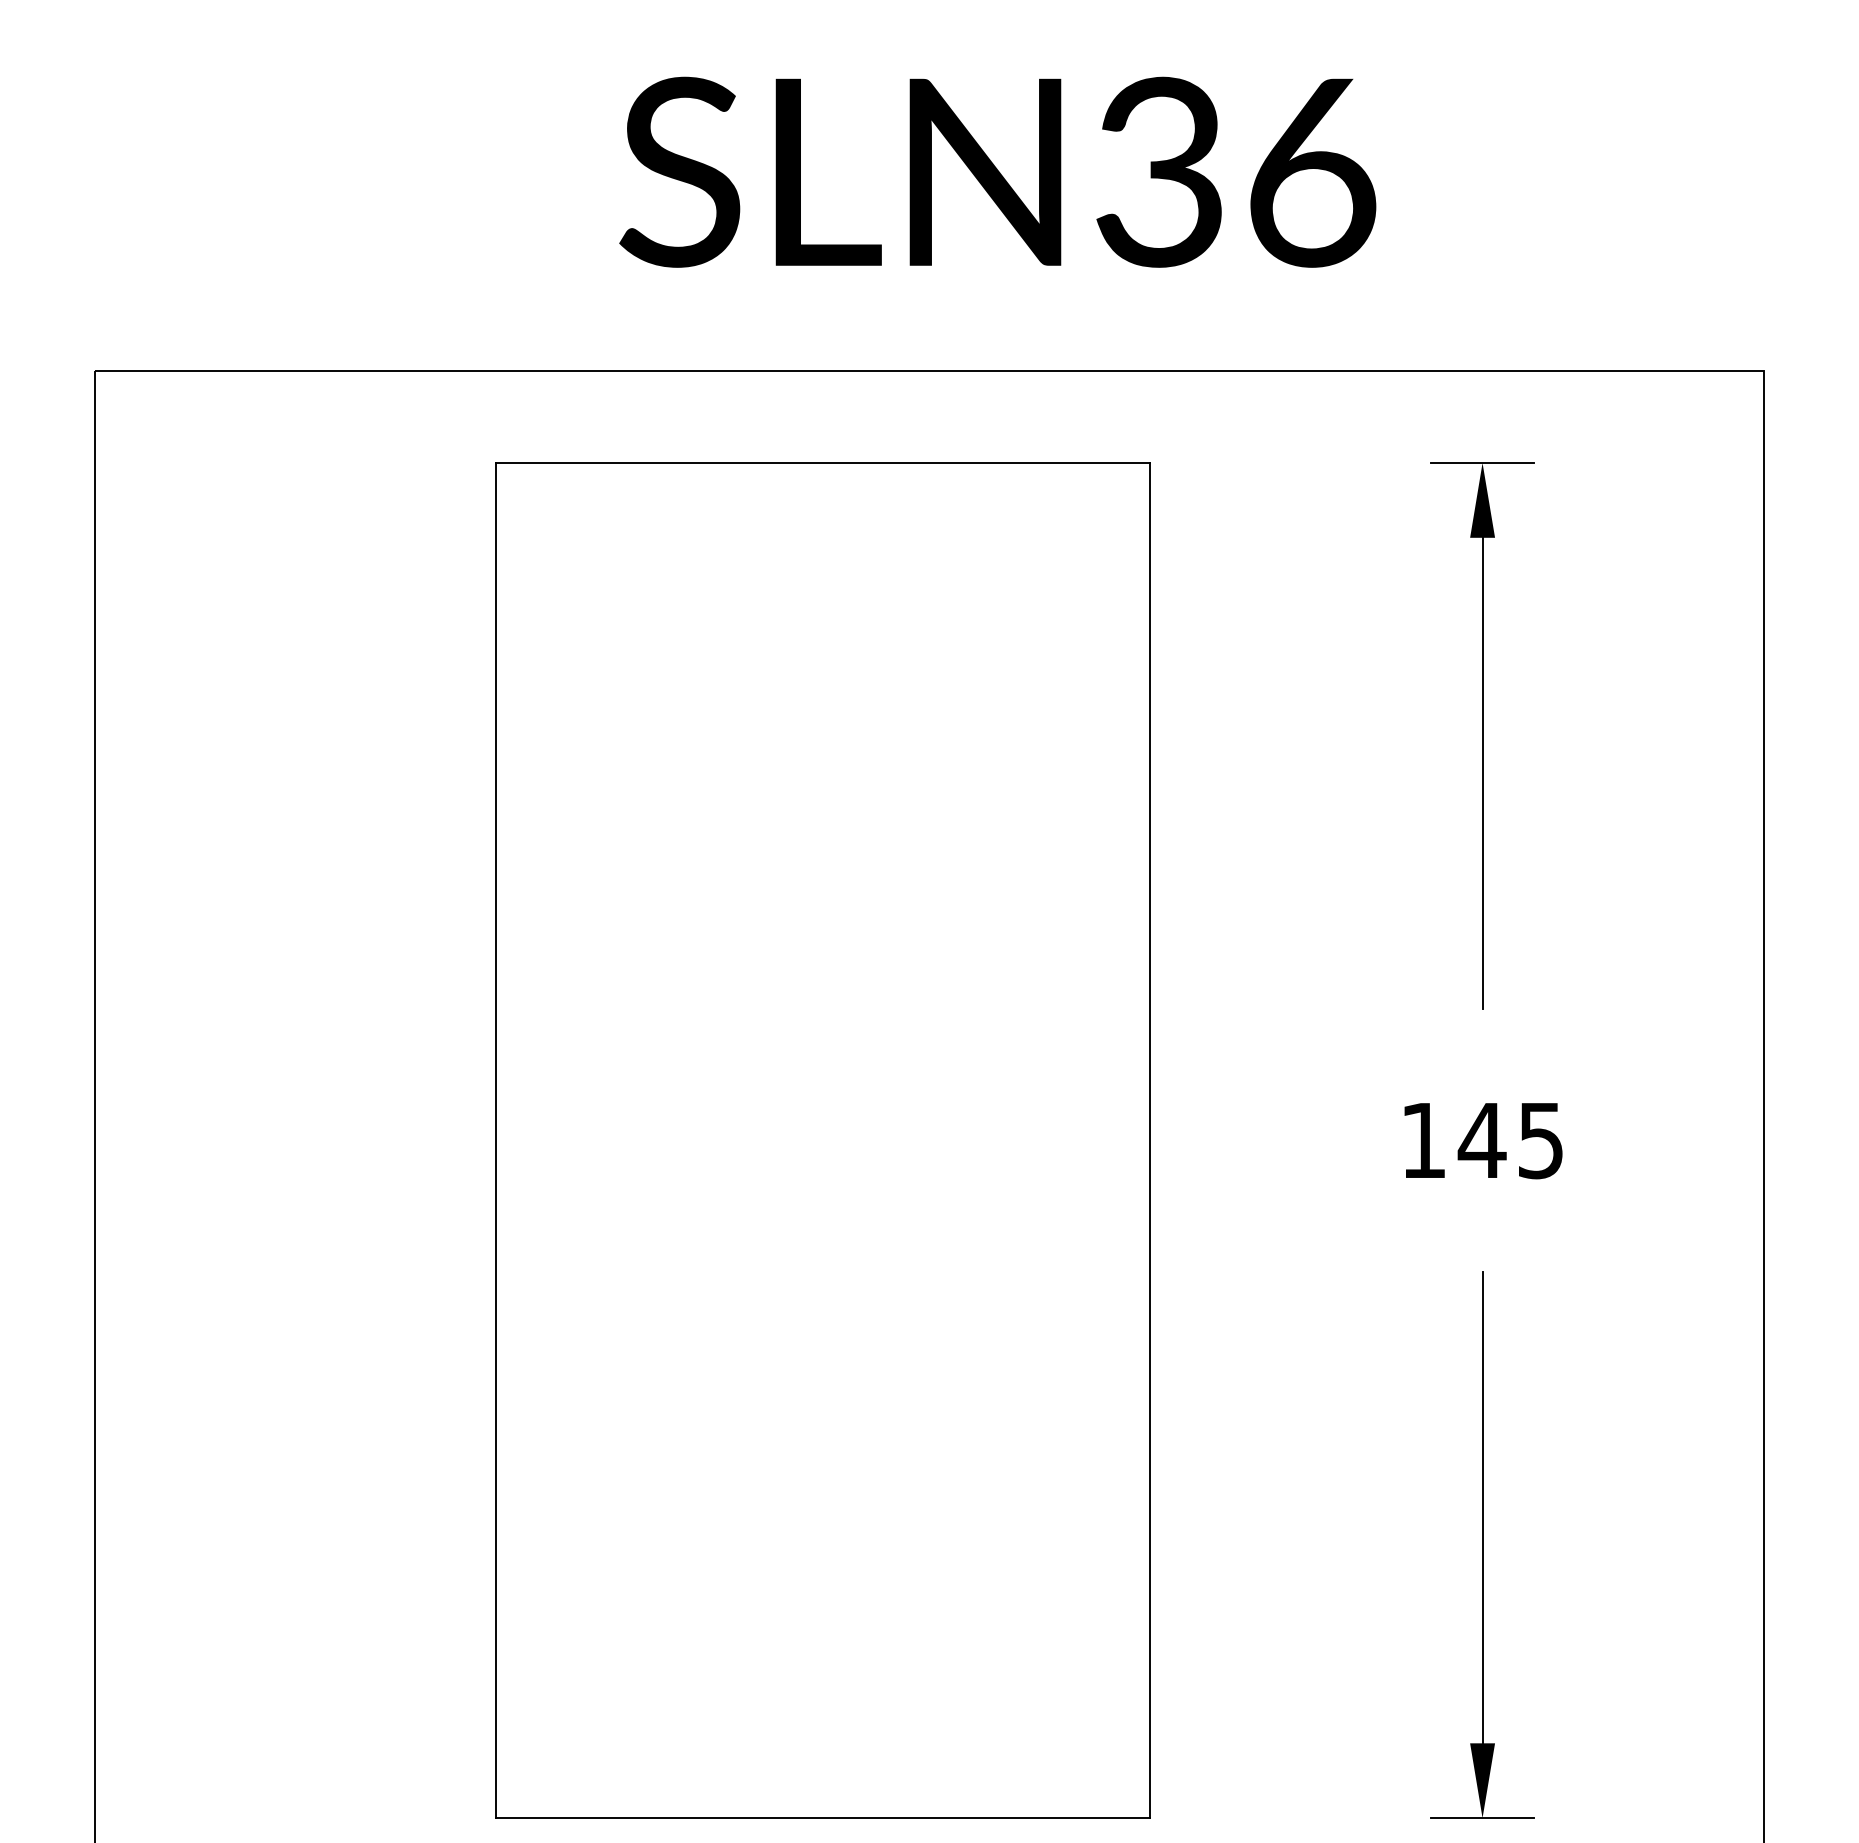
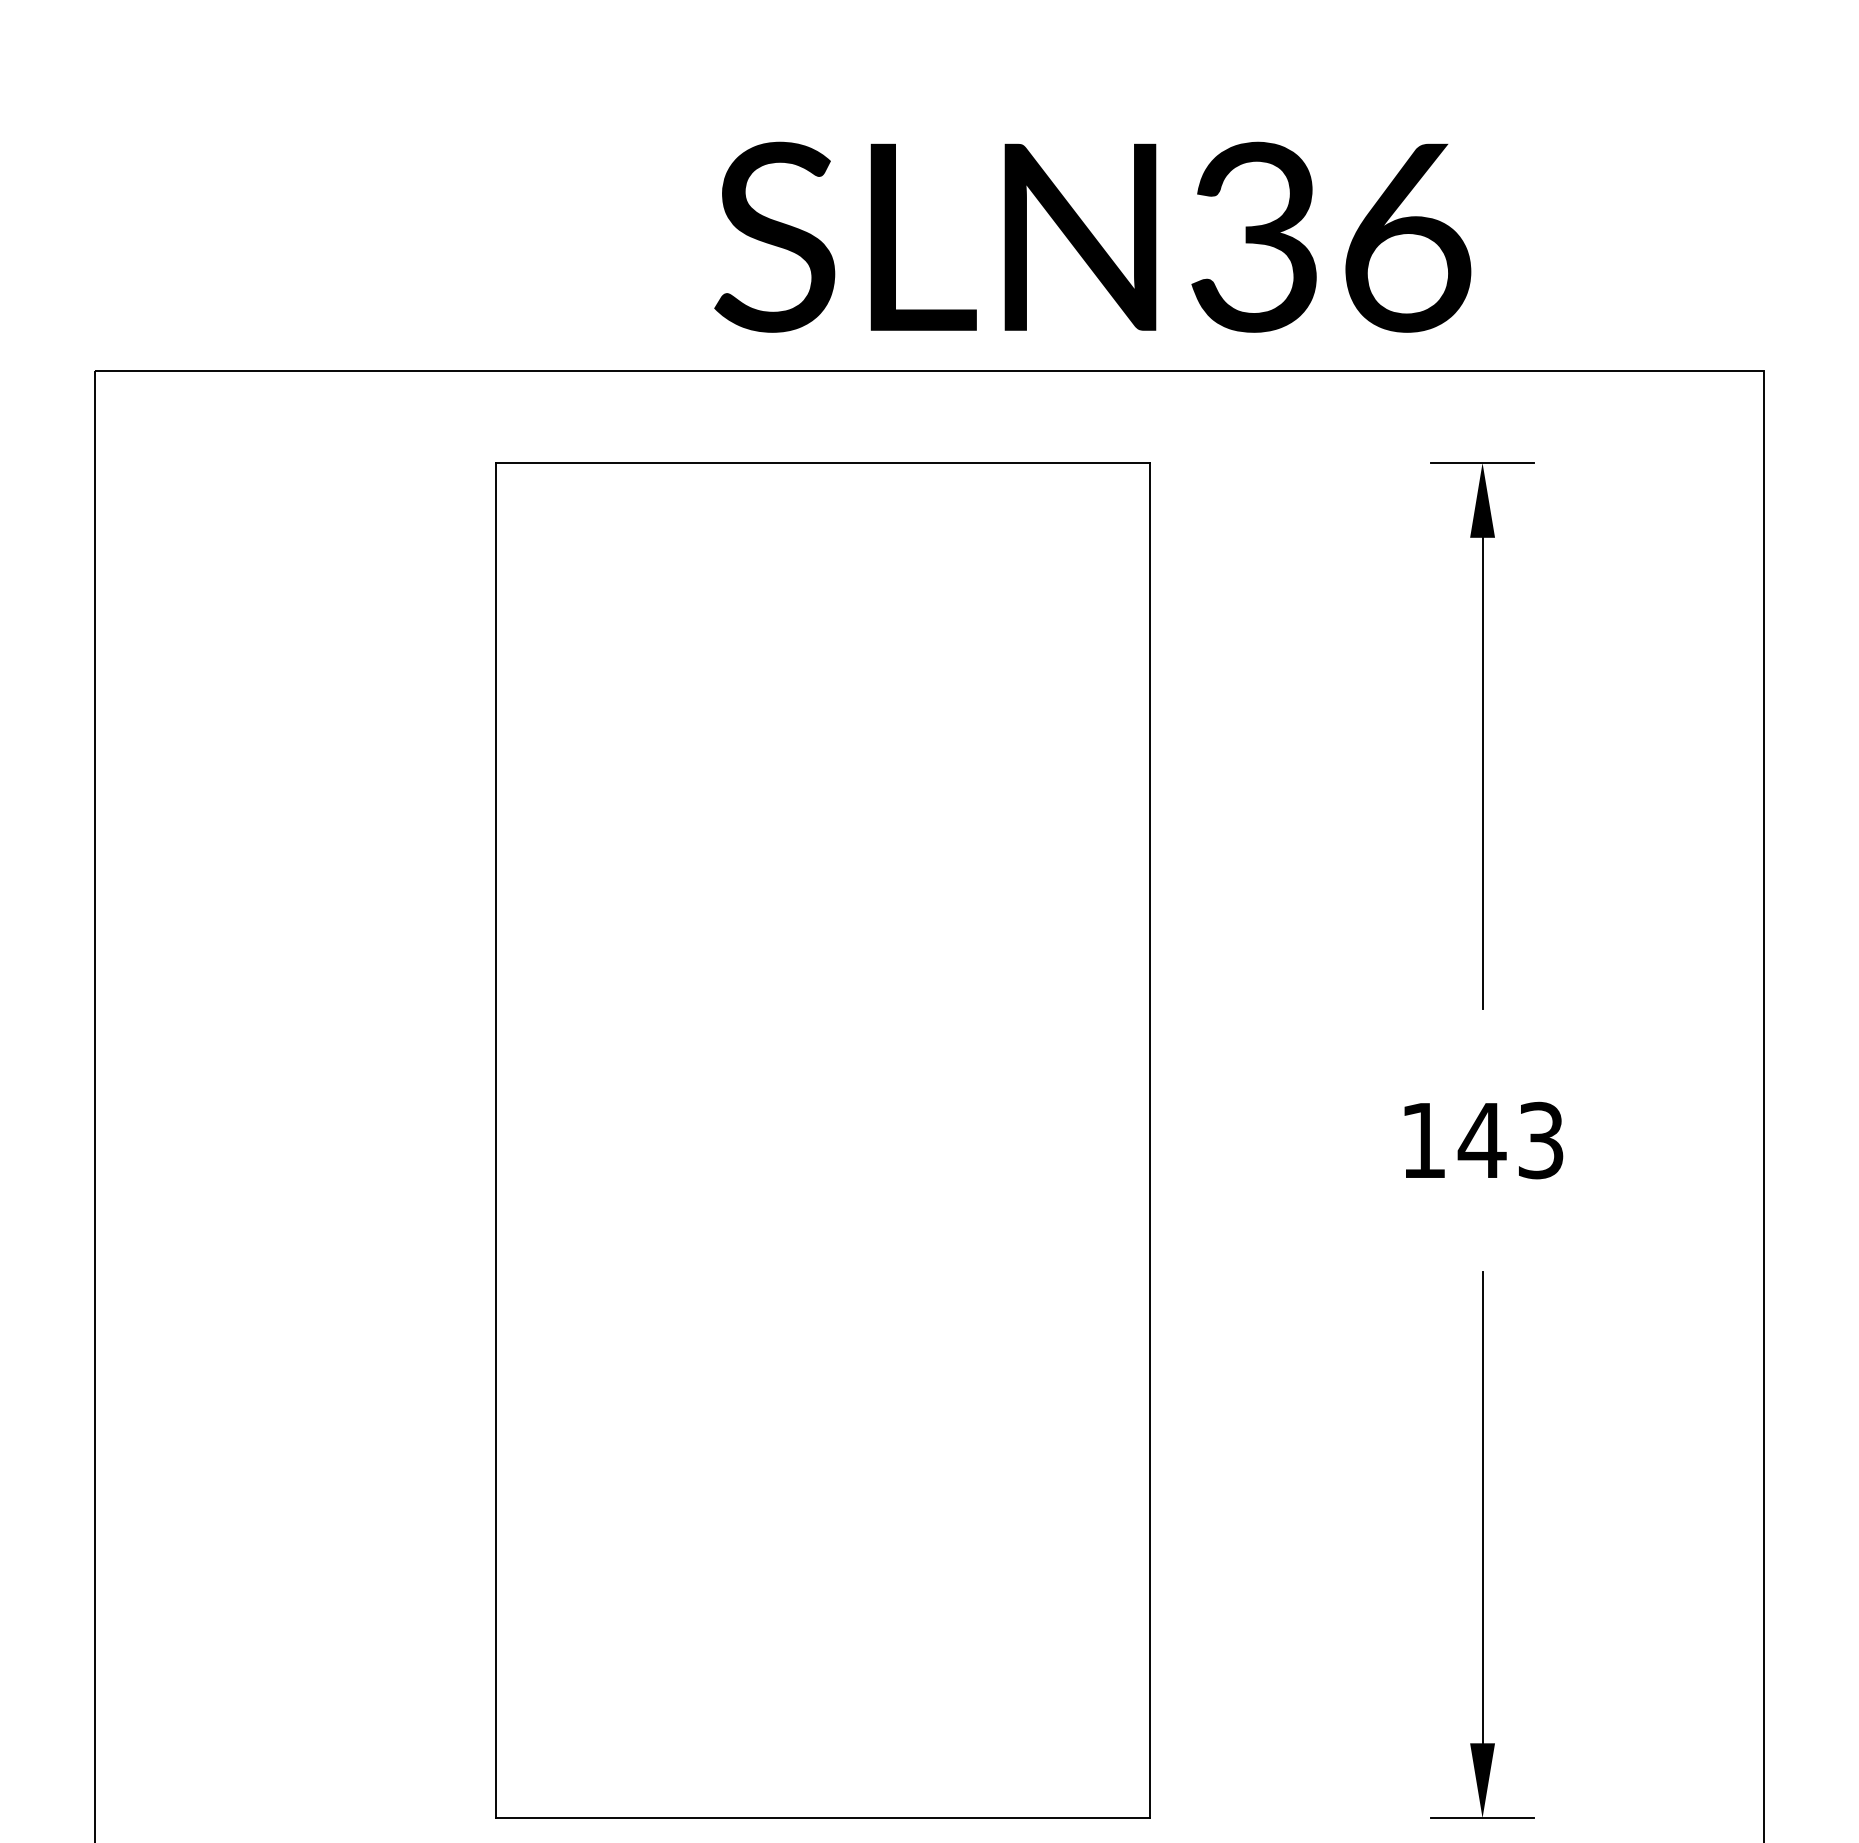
text position: (997, 171) -> (1092, 236) (1092, 236)
text: 145 -> 143 (1541, 1139)
